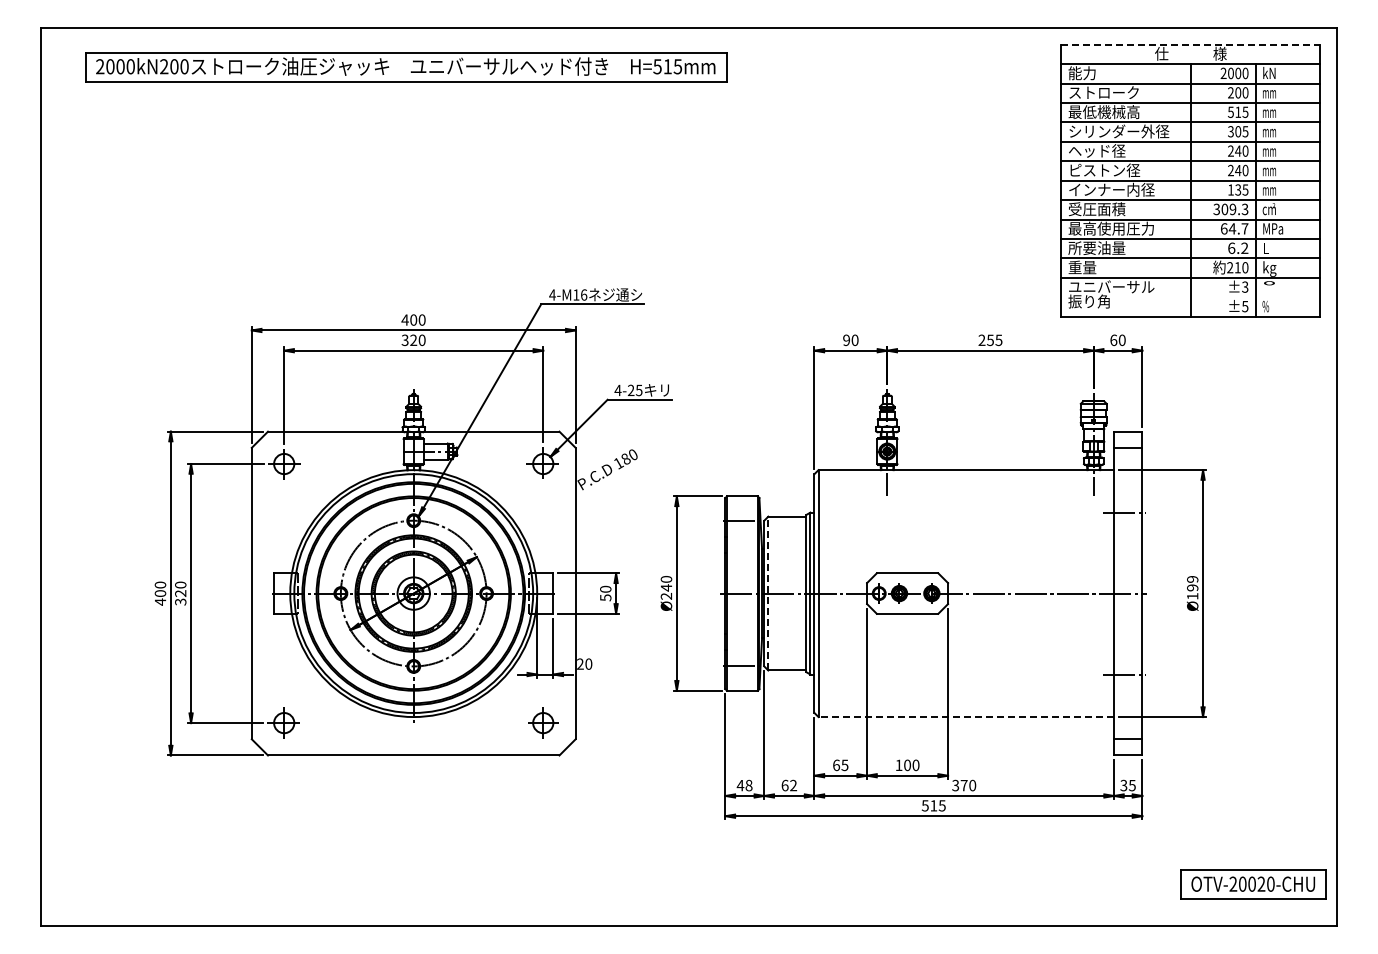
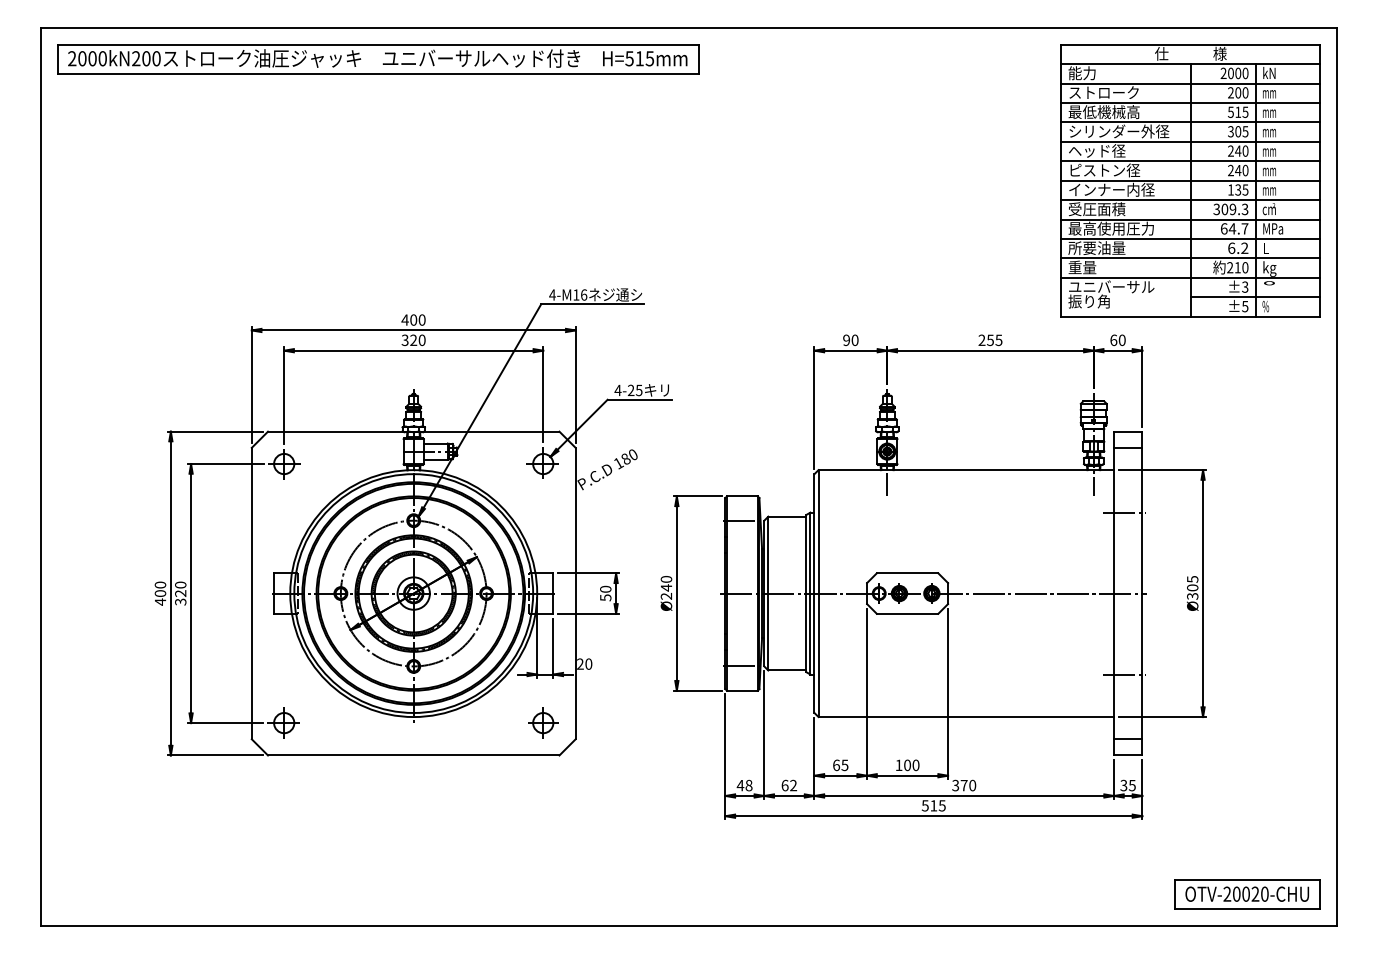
line: dashed -> solid (1190, 44)
part position: (406, 67) -> (378, 59) (378, 59)
line: none -> present (1255, 297)
text: Ø199 -> Ø305 (1192, 587)
line: dashed -> solid (768, 593)
line: dashed -> solid (966, 717)
part position: (1253, 884) -> (1247, 894) (1247, 894)
